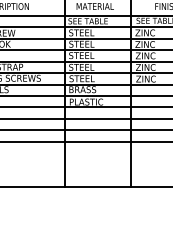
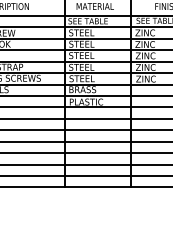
line: none -> present (85, 153)
line: none -> present (85, 164)
line: none -> present (85, 175)
